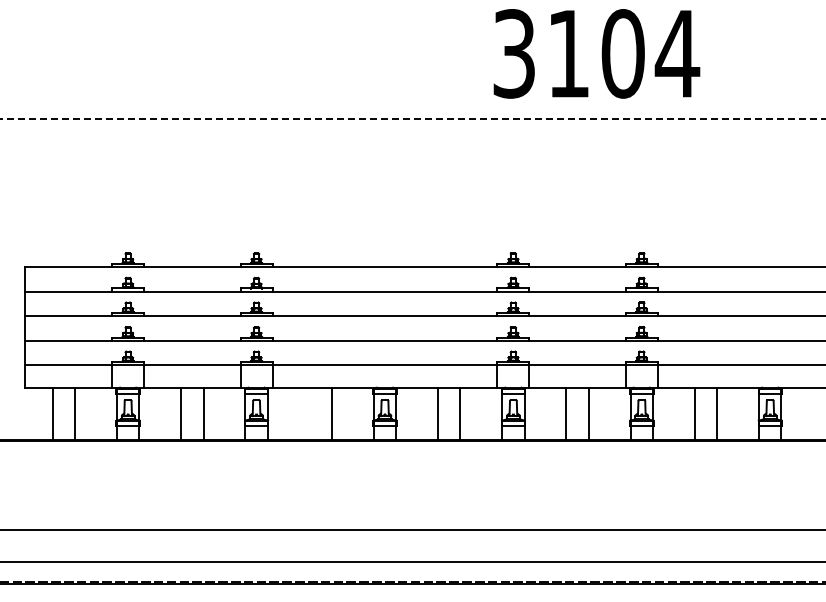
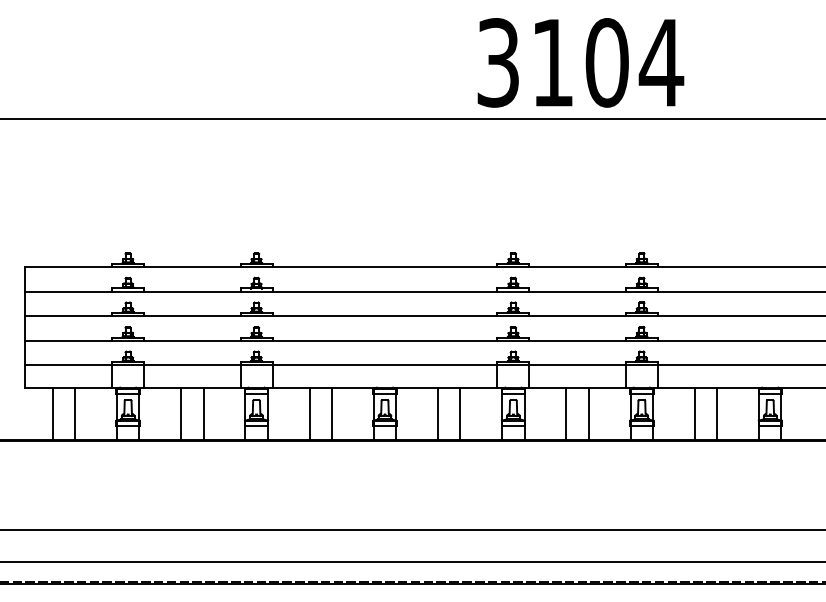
text position: (596, 53) -> (580, 62) (580, 62)
line: dashed -> solid (413, 119)
line: none -> present (309, 413)
